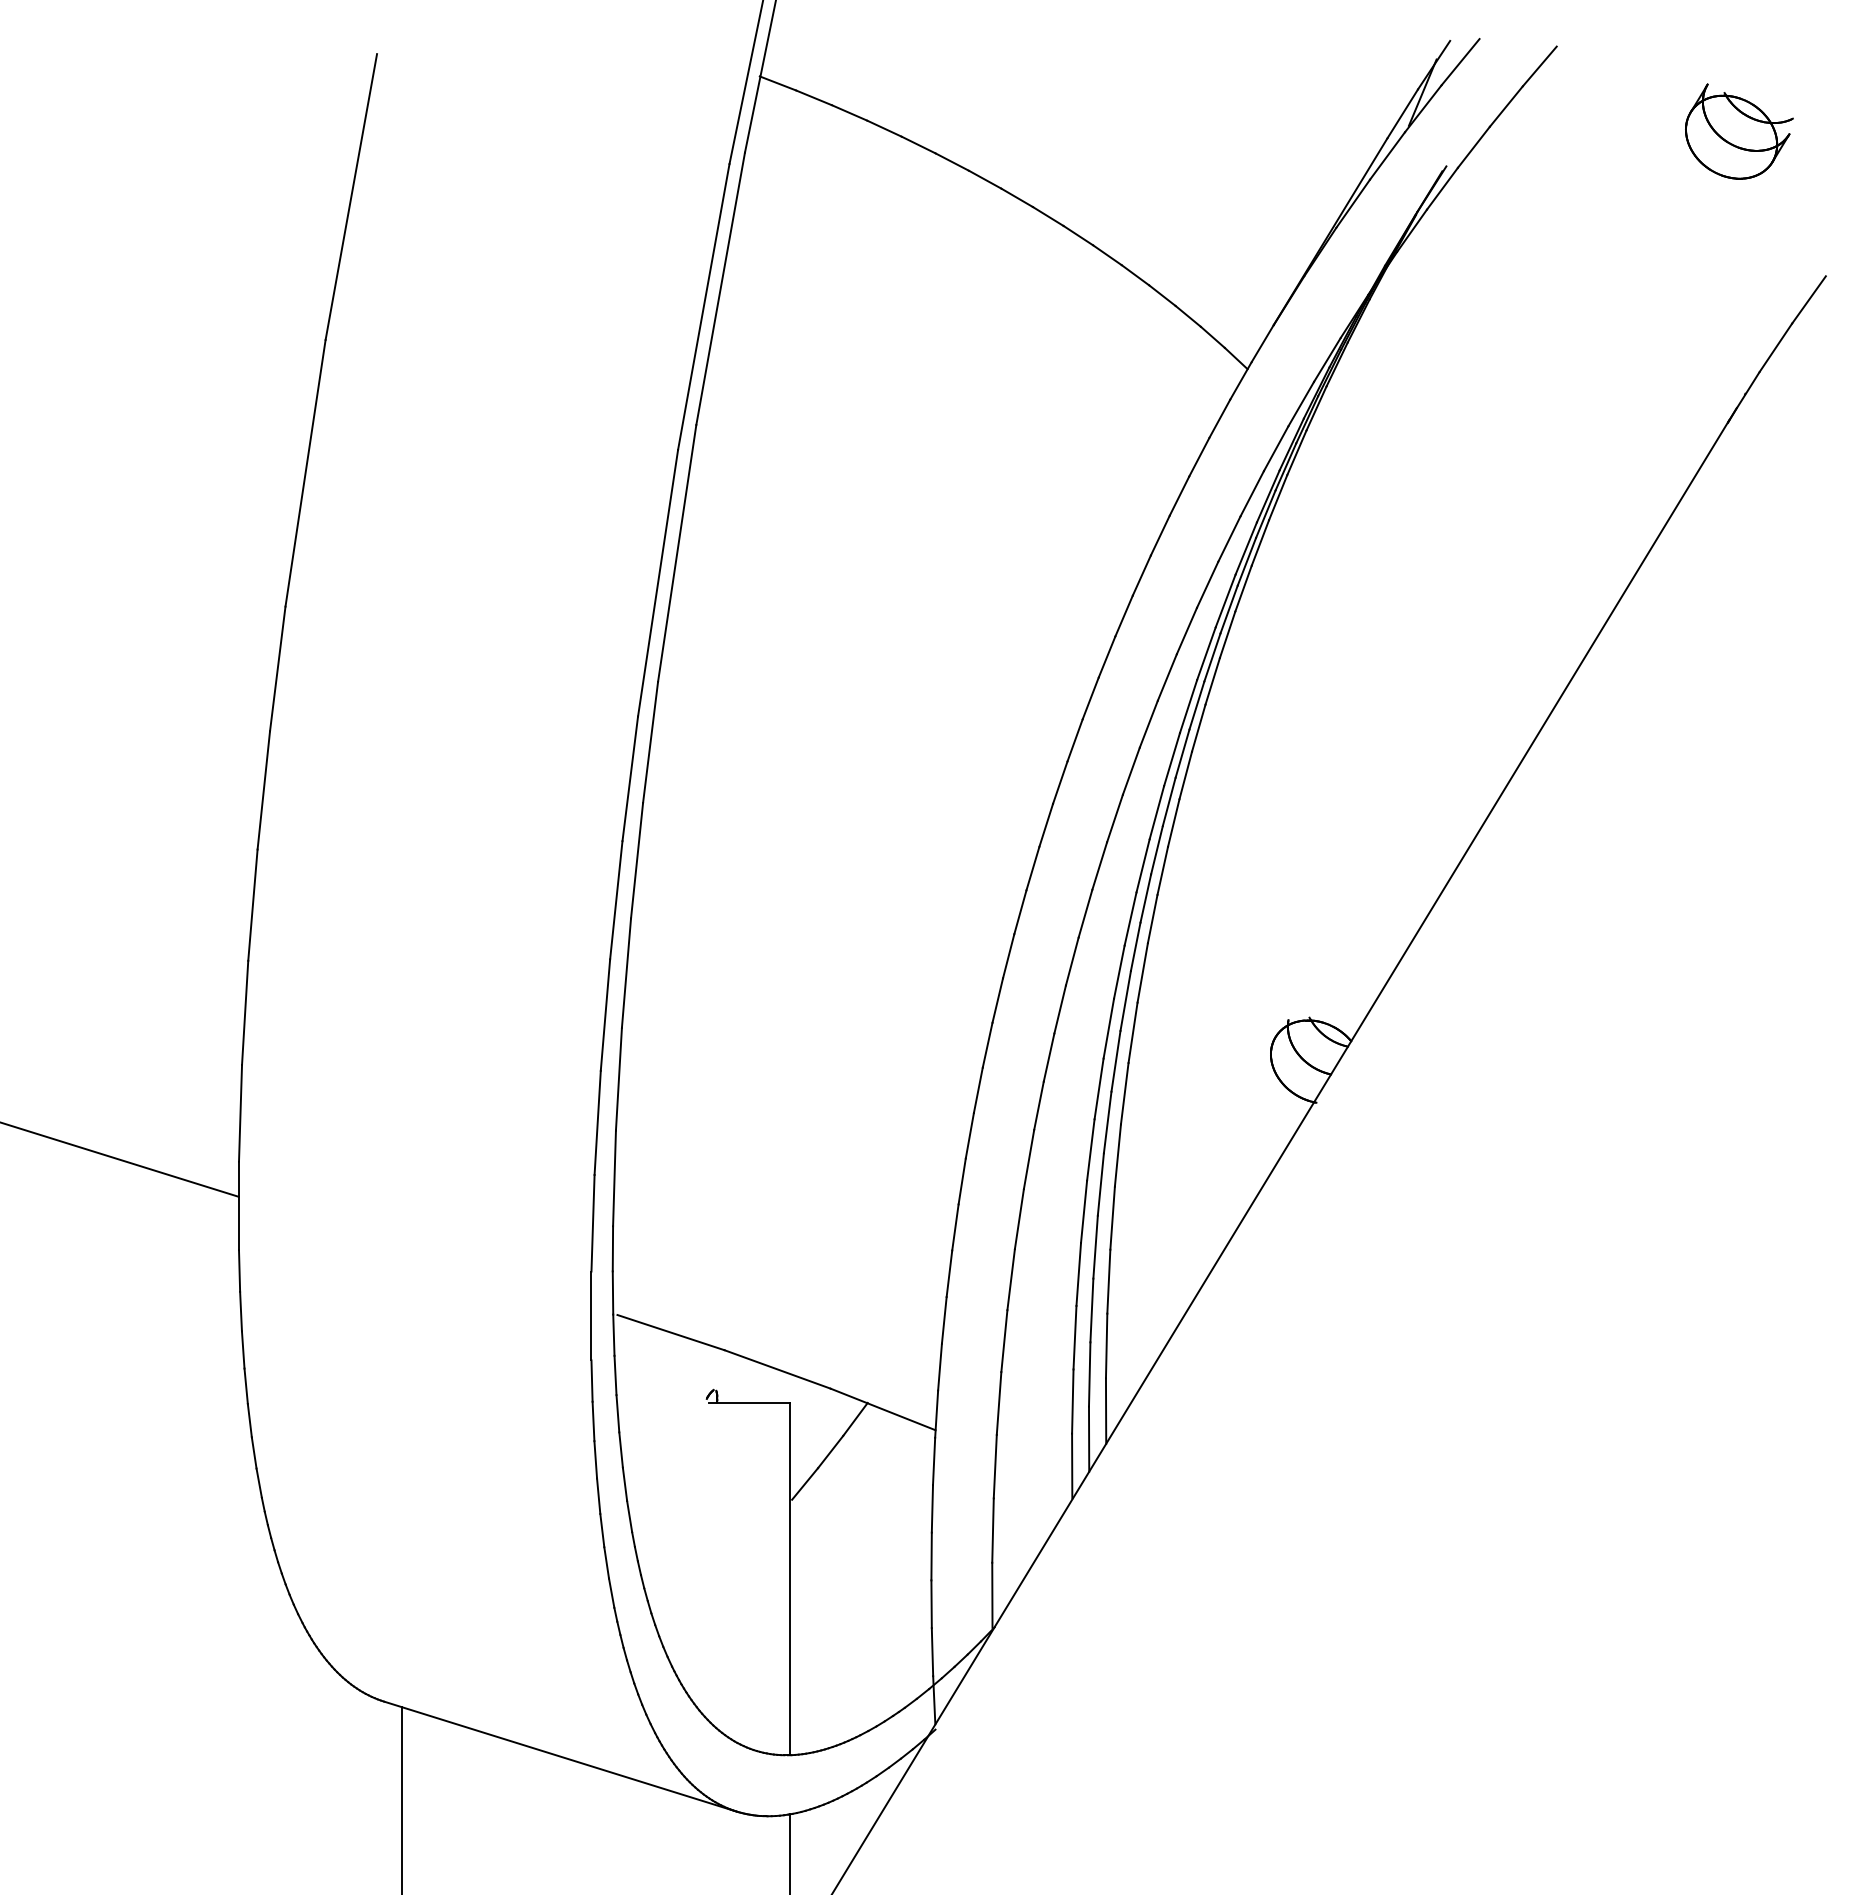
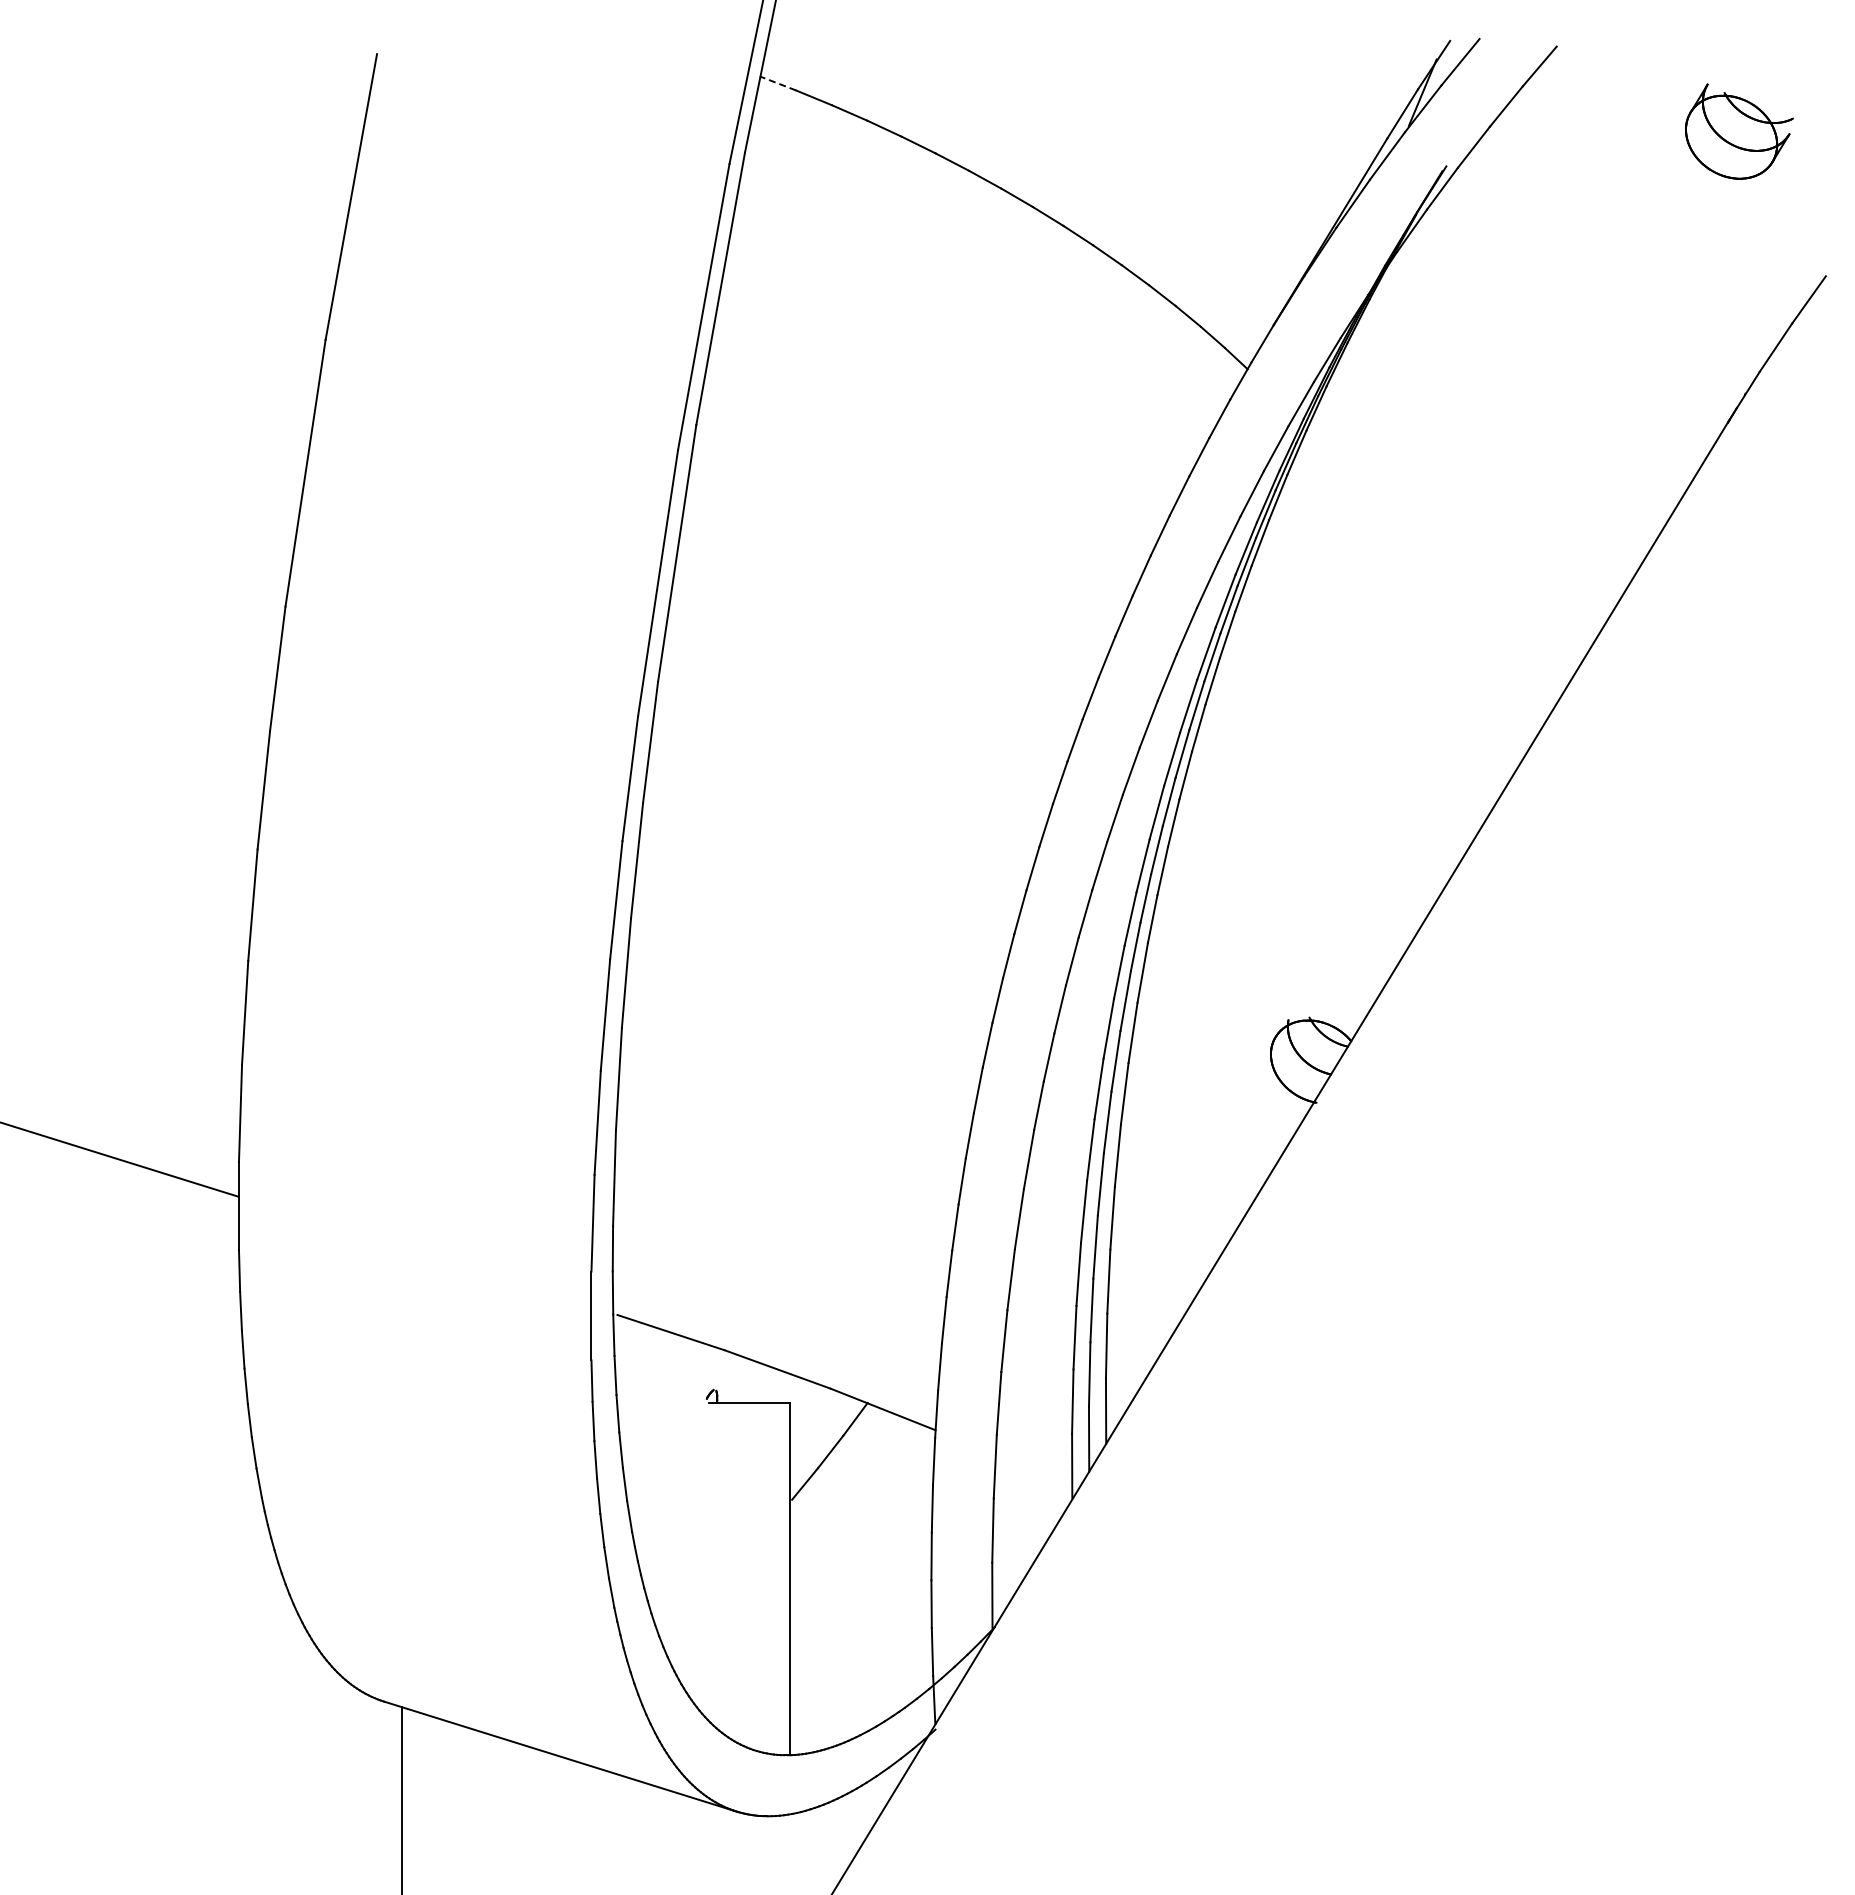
line: solid -> dashed (777, 83)
line: present -> none (789, 1852)
